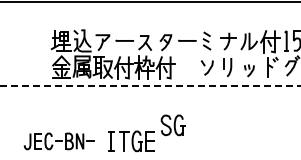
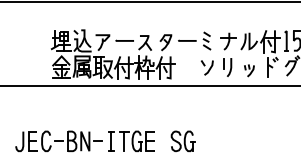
line: dashed -> solid (151, 85)
part position: (172, 125) -> (182, 141) (182, 141)
part size: 72x19 px -> 88x23 px (58, 141)
